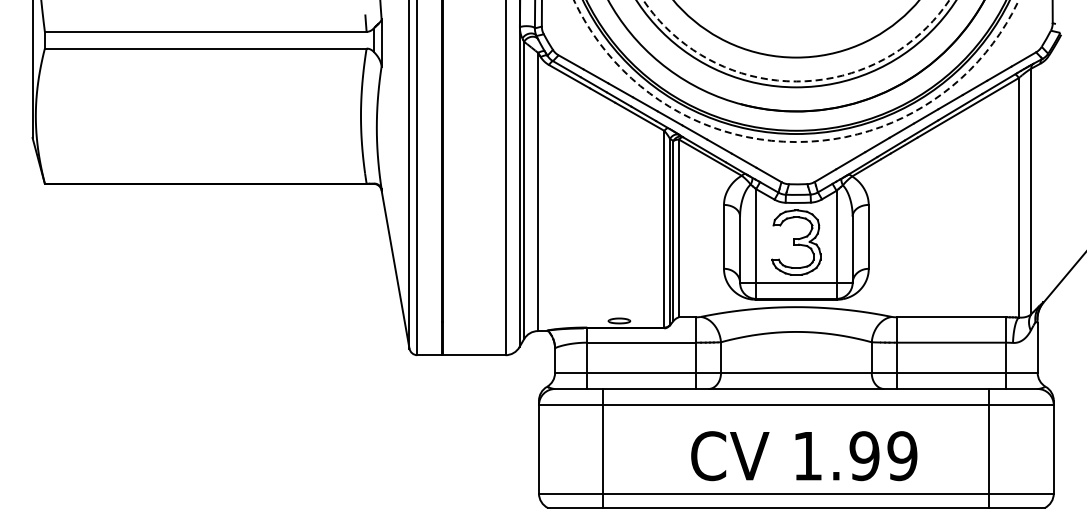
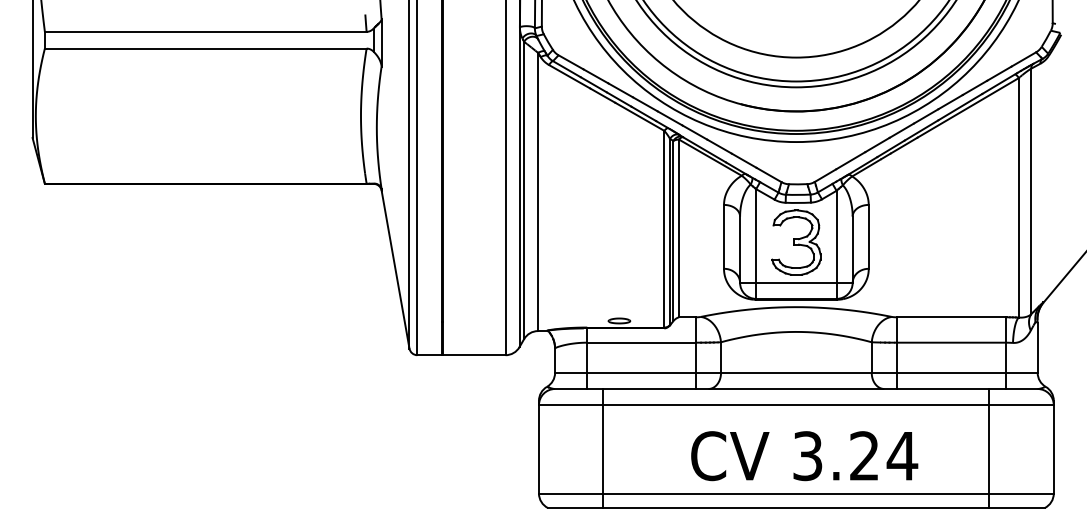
circle: dashed -> solid (796, 40)
circle: dashed -> solid (796, 71)
text: 1.99 -> 3.24 (855, 456)
